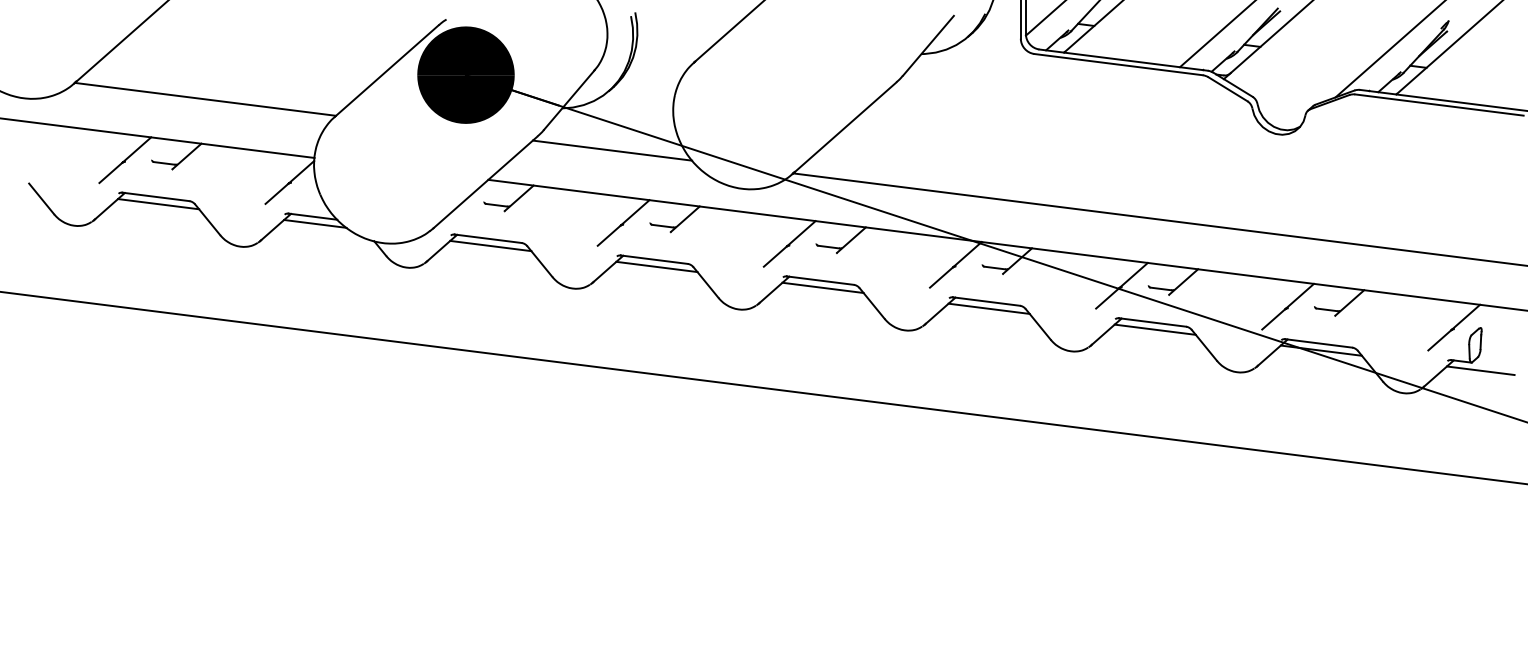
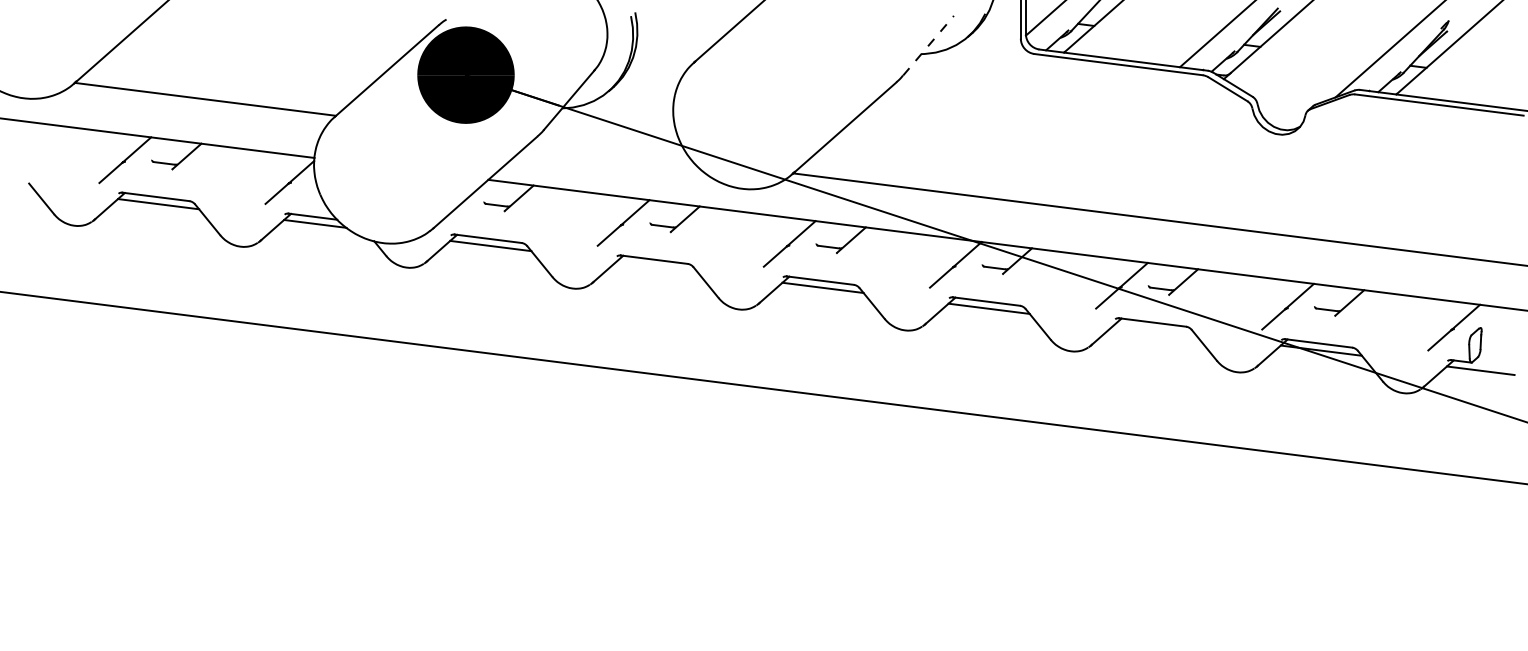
line: solid -> dashed (928, 45)
line: present -> none (612, 150)
line: present -> none (656, 266)
line: present -> none (1154, 329)
